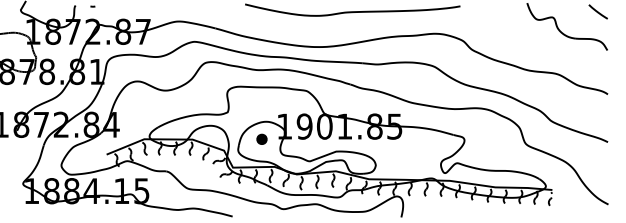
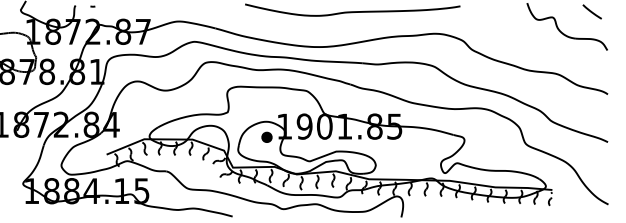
line position: (597, 11) -> (591, 11) (591, 11)
part position: (261, 138) -> (266, 136) (266, 136)
